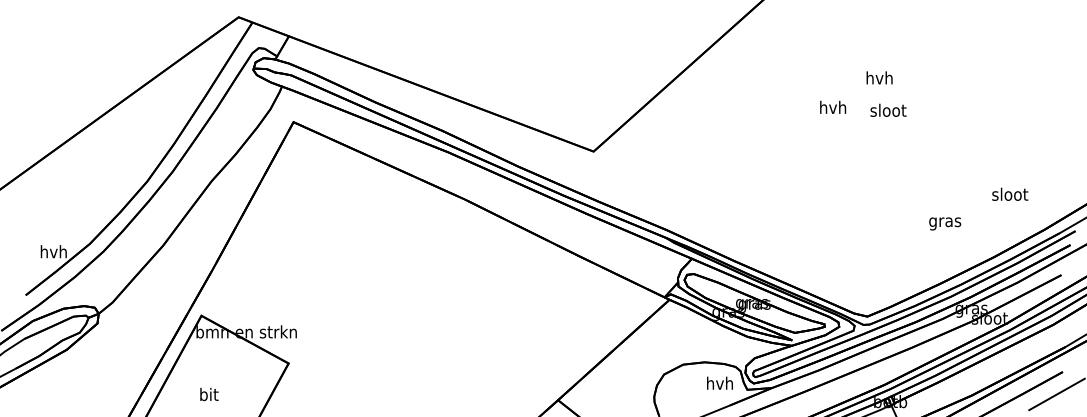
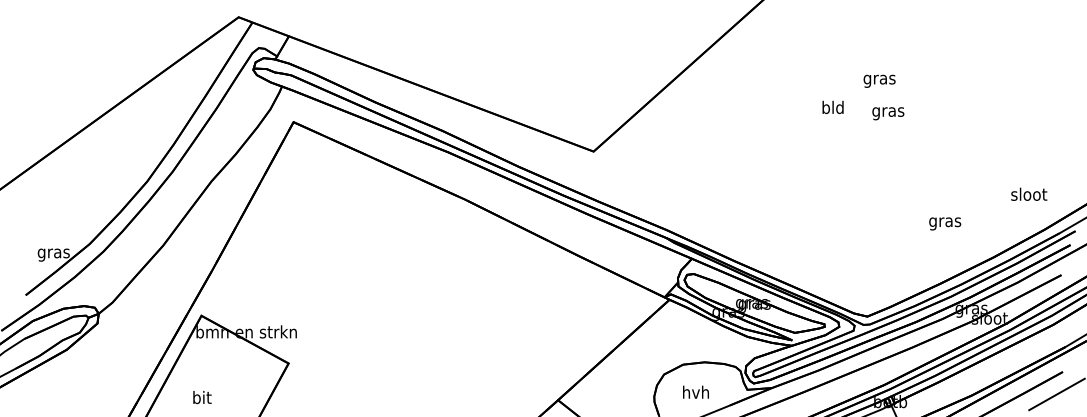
text: hvh -> gras (879, 79)
text: hvh -> bld (833, 107)
text: sloot -> gras (888, 111)
text position: (1010, 193) -> (1029, 193) (1029, 193)
text: hvh -> gras (53, 253)
text position: (719, 382) -> (695, 391) (695, 391)
text position: (209, 394) -> (202, 397) (202, 397)
